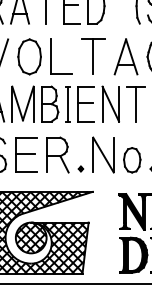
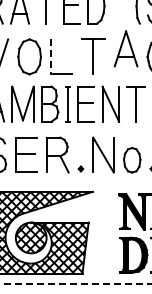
part position: (125, 56) -> (125, 48) (125, 48)
line: solid -> dashed (51, 57)
line: solid -> dashed (76, 284)
